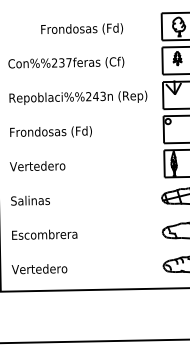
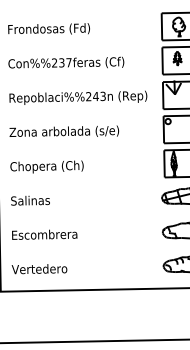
text position: (81, 28) -> (48, 28) (48, 28)
text: Frondosas (Fd) -> Zona arbolada (s/e) (64, 131)
text: Vertedero -> Chopera (Ch) (46, 166)
